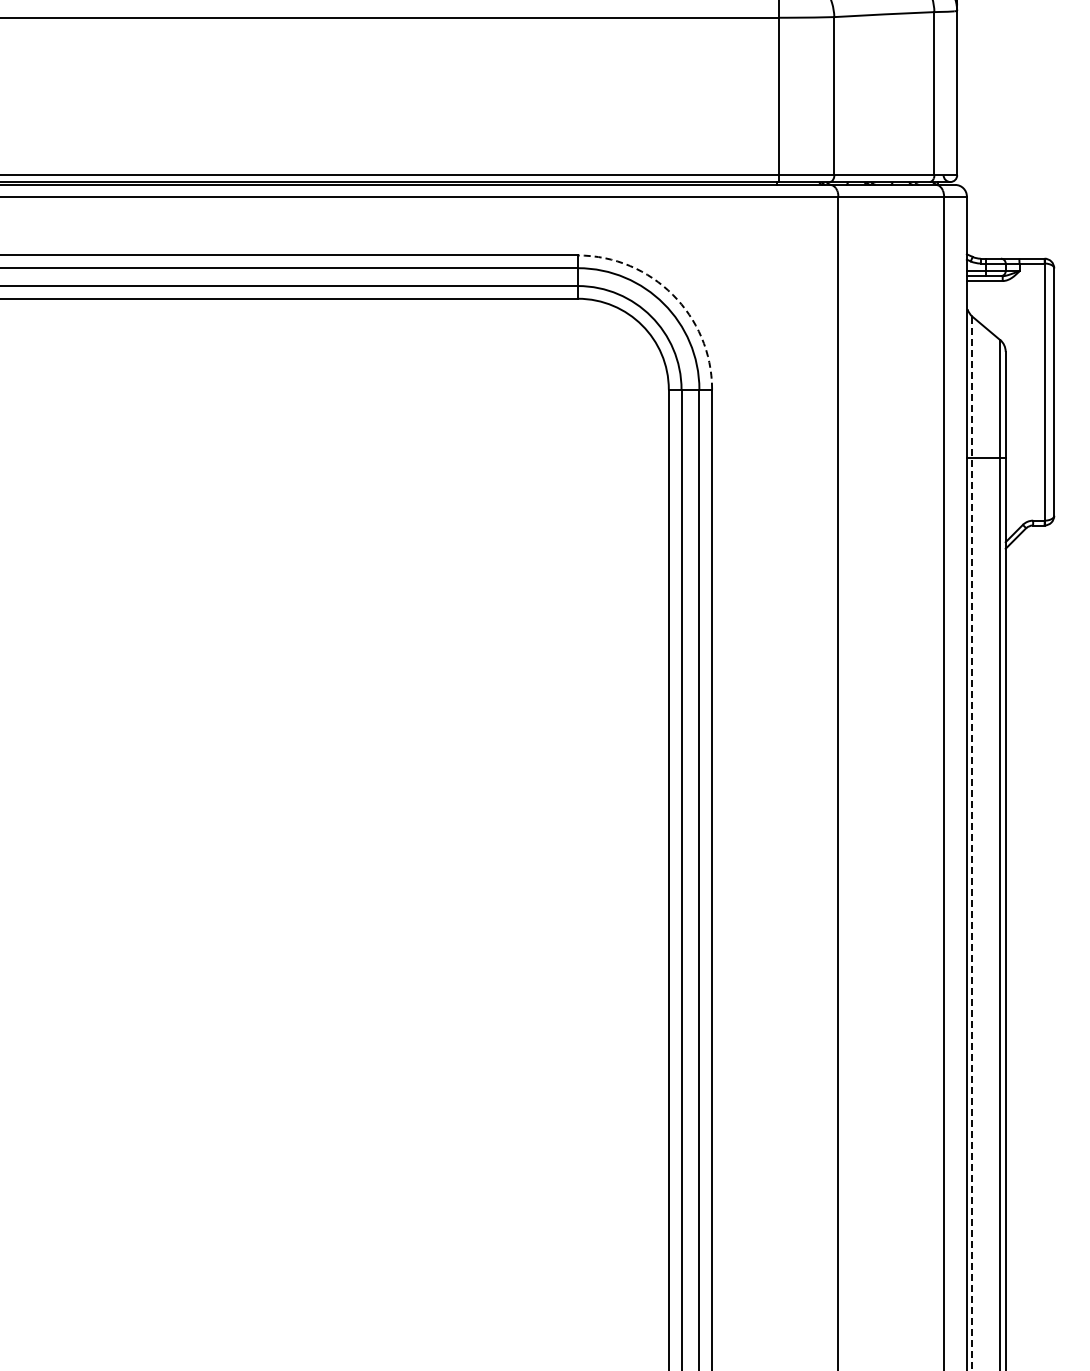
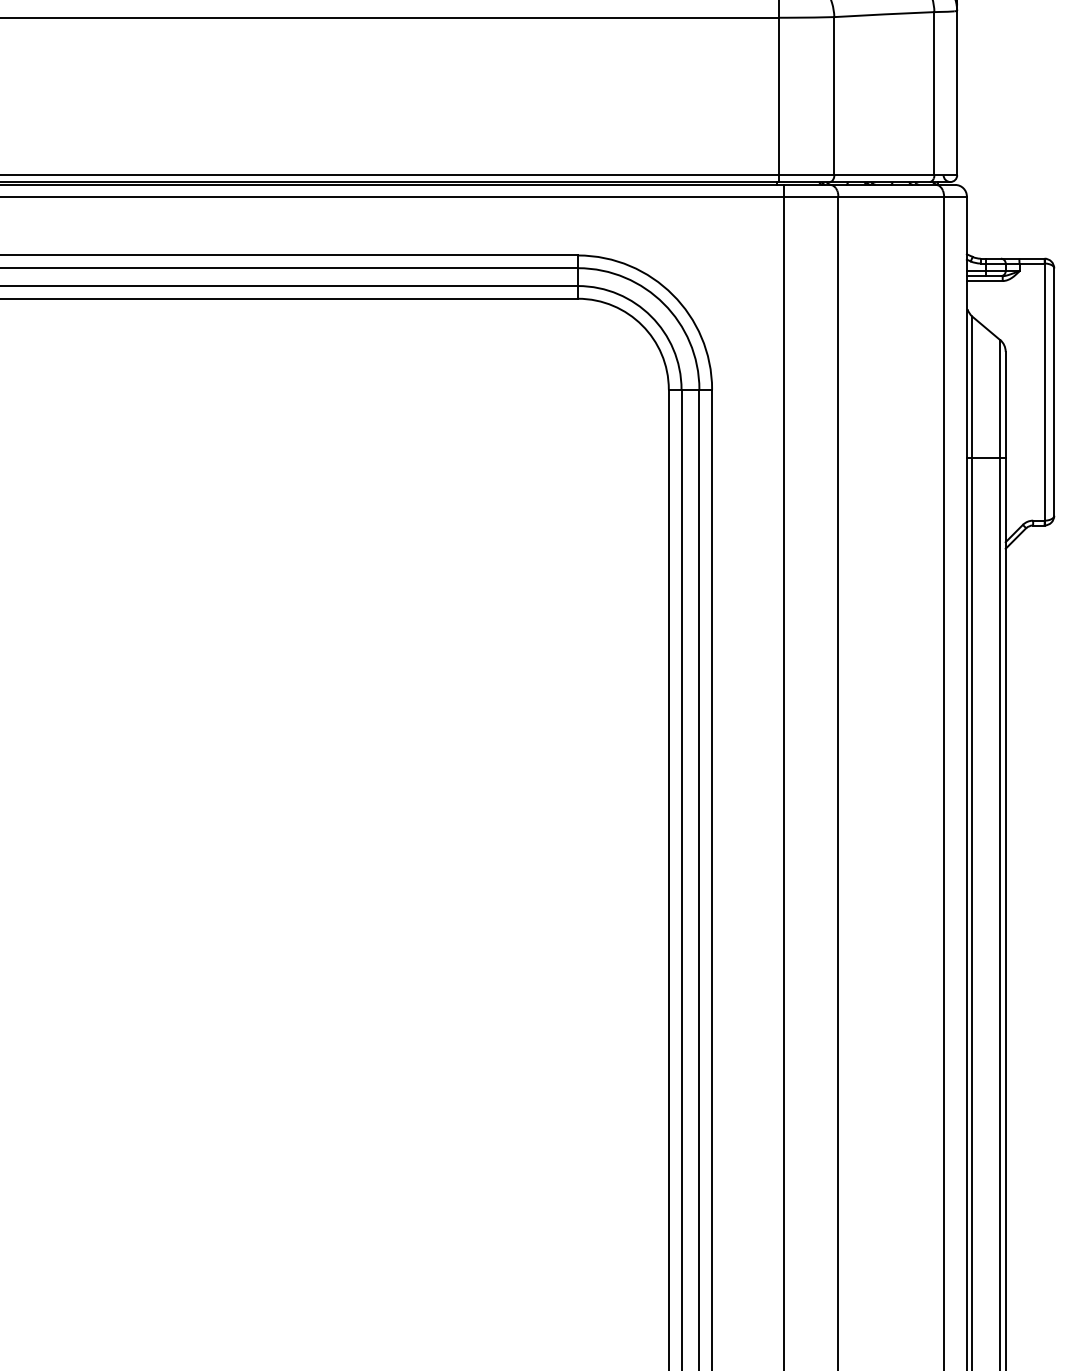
arc: dashed -> solid (672, 294)
line: none -> present (783, 775)
line: dashed -> solid (972, 843)
